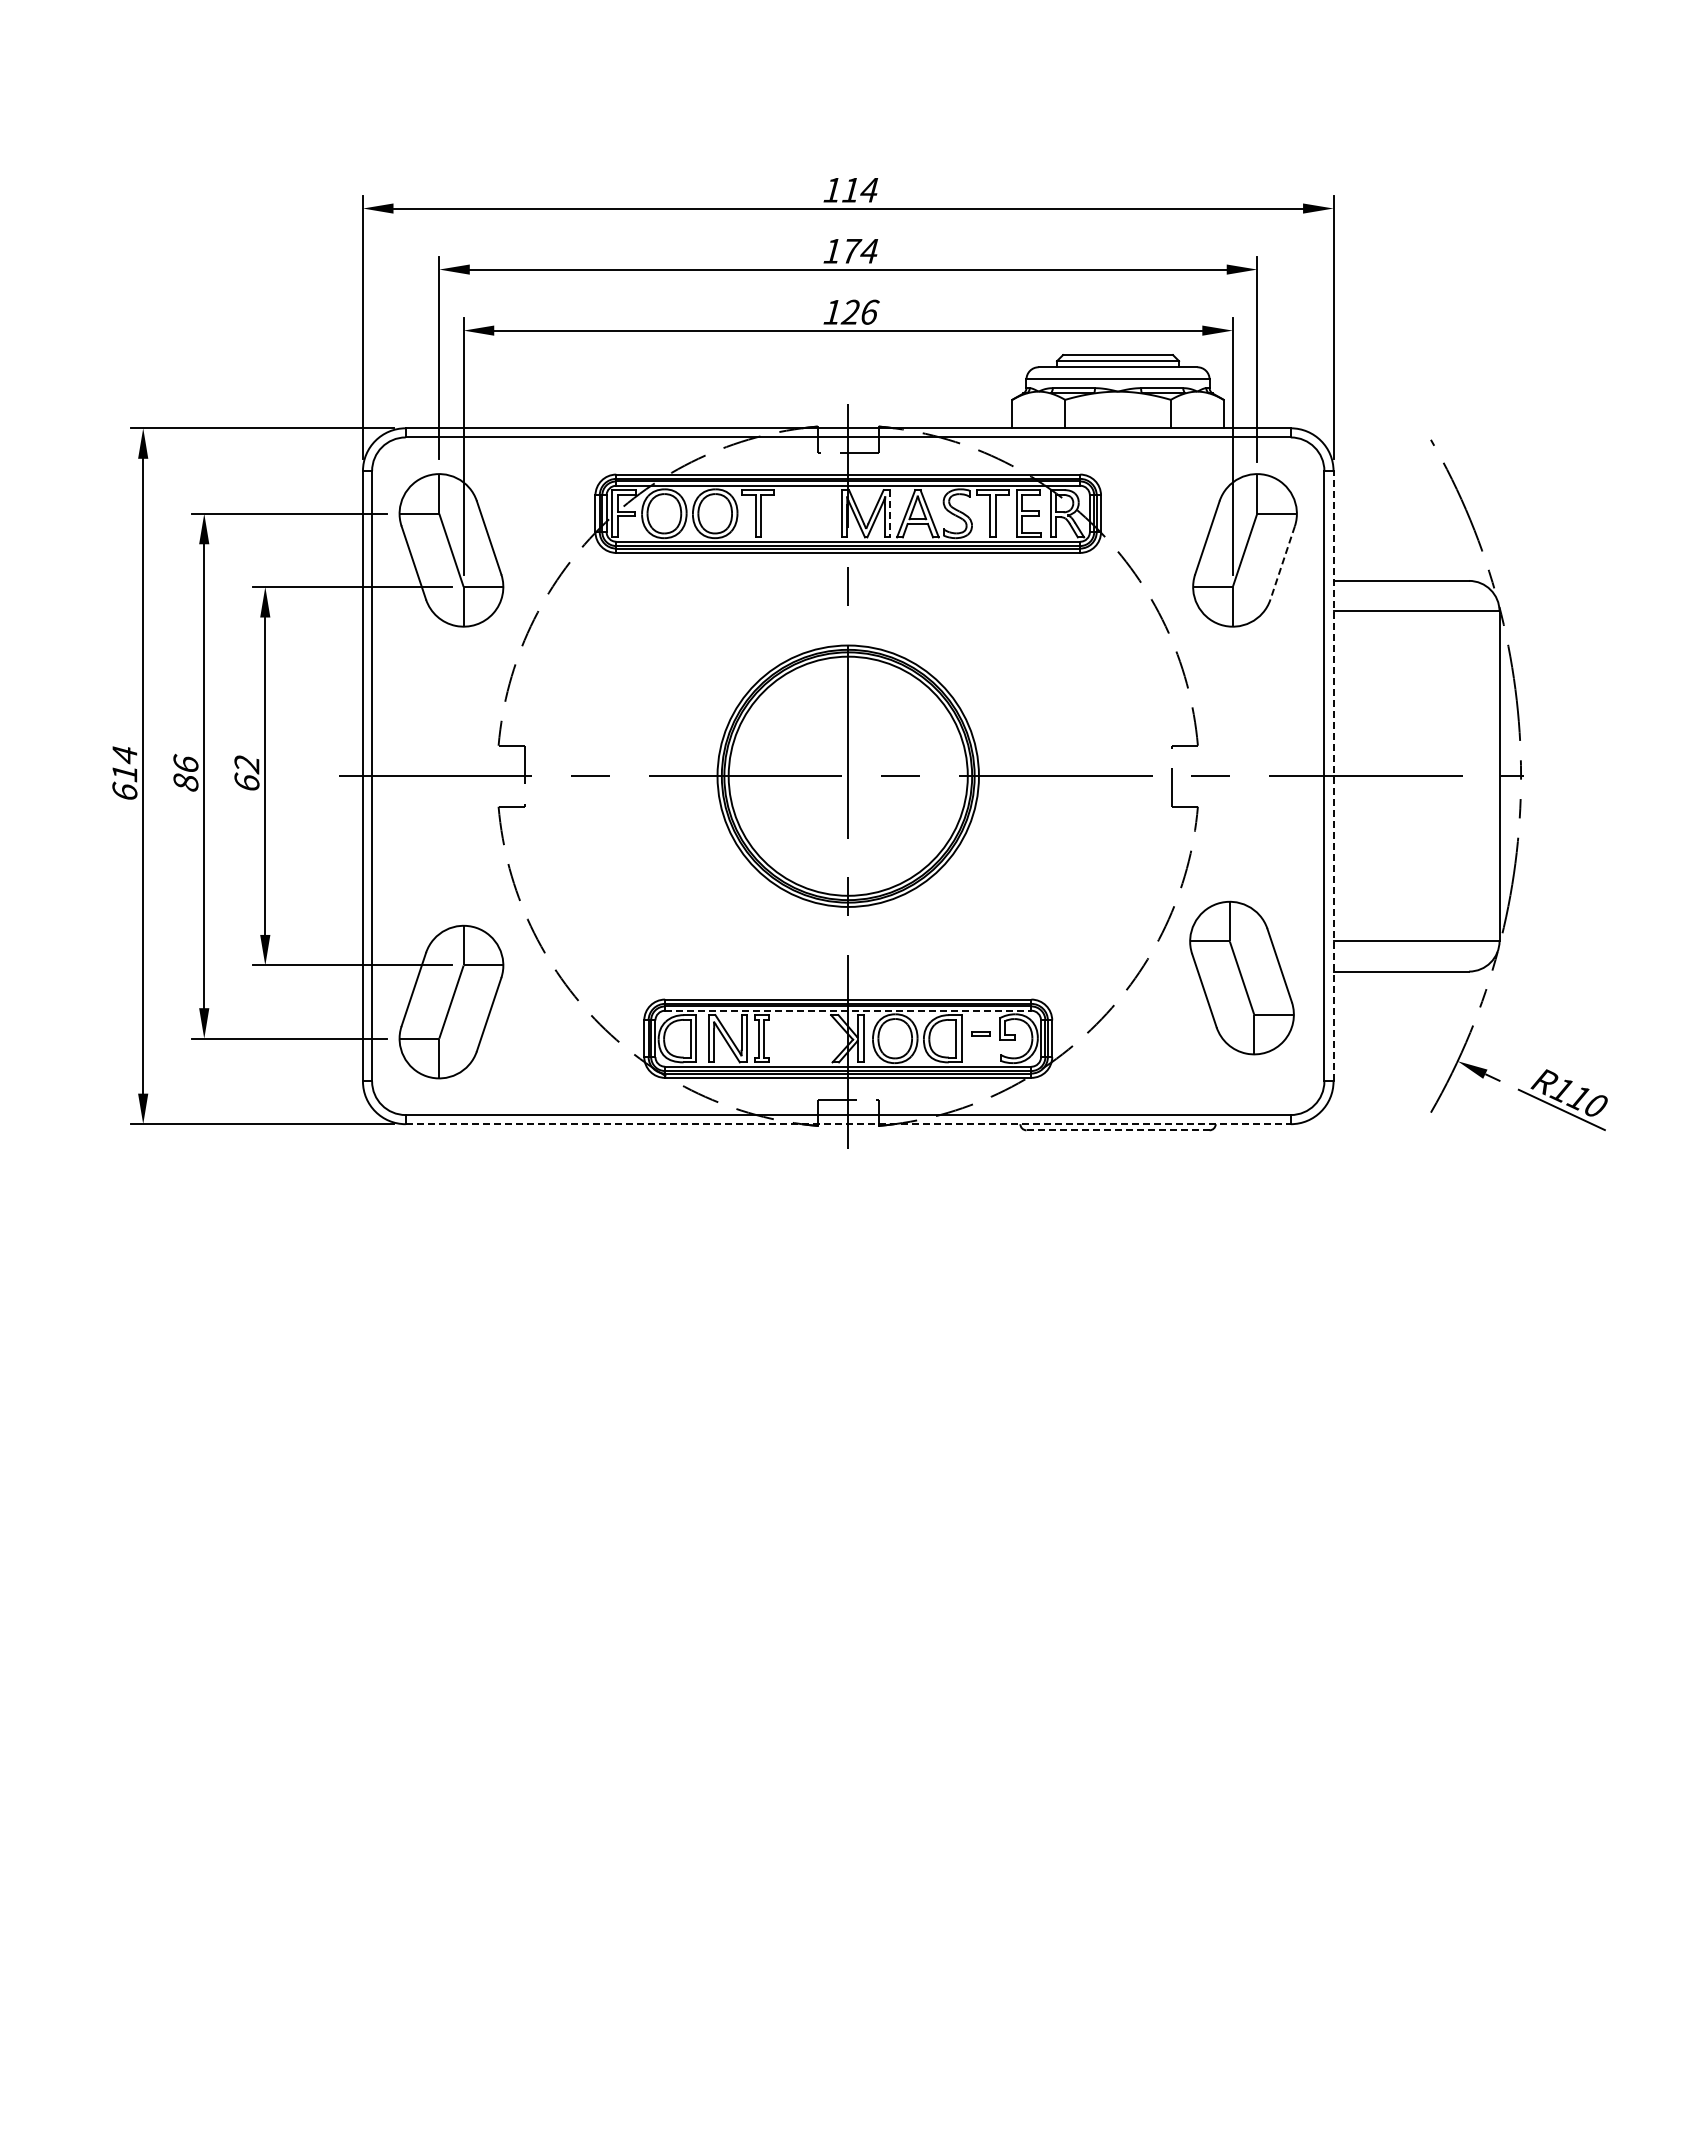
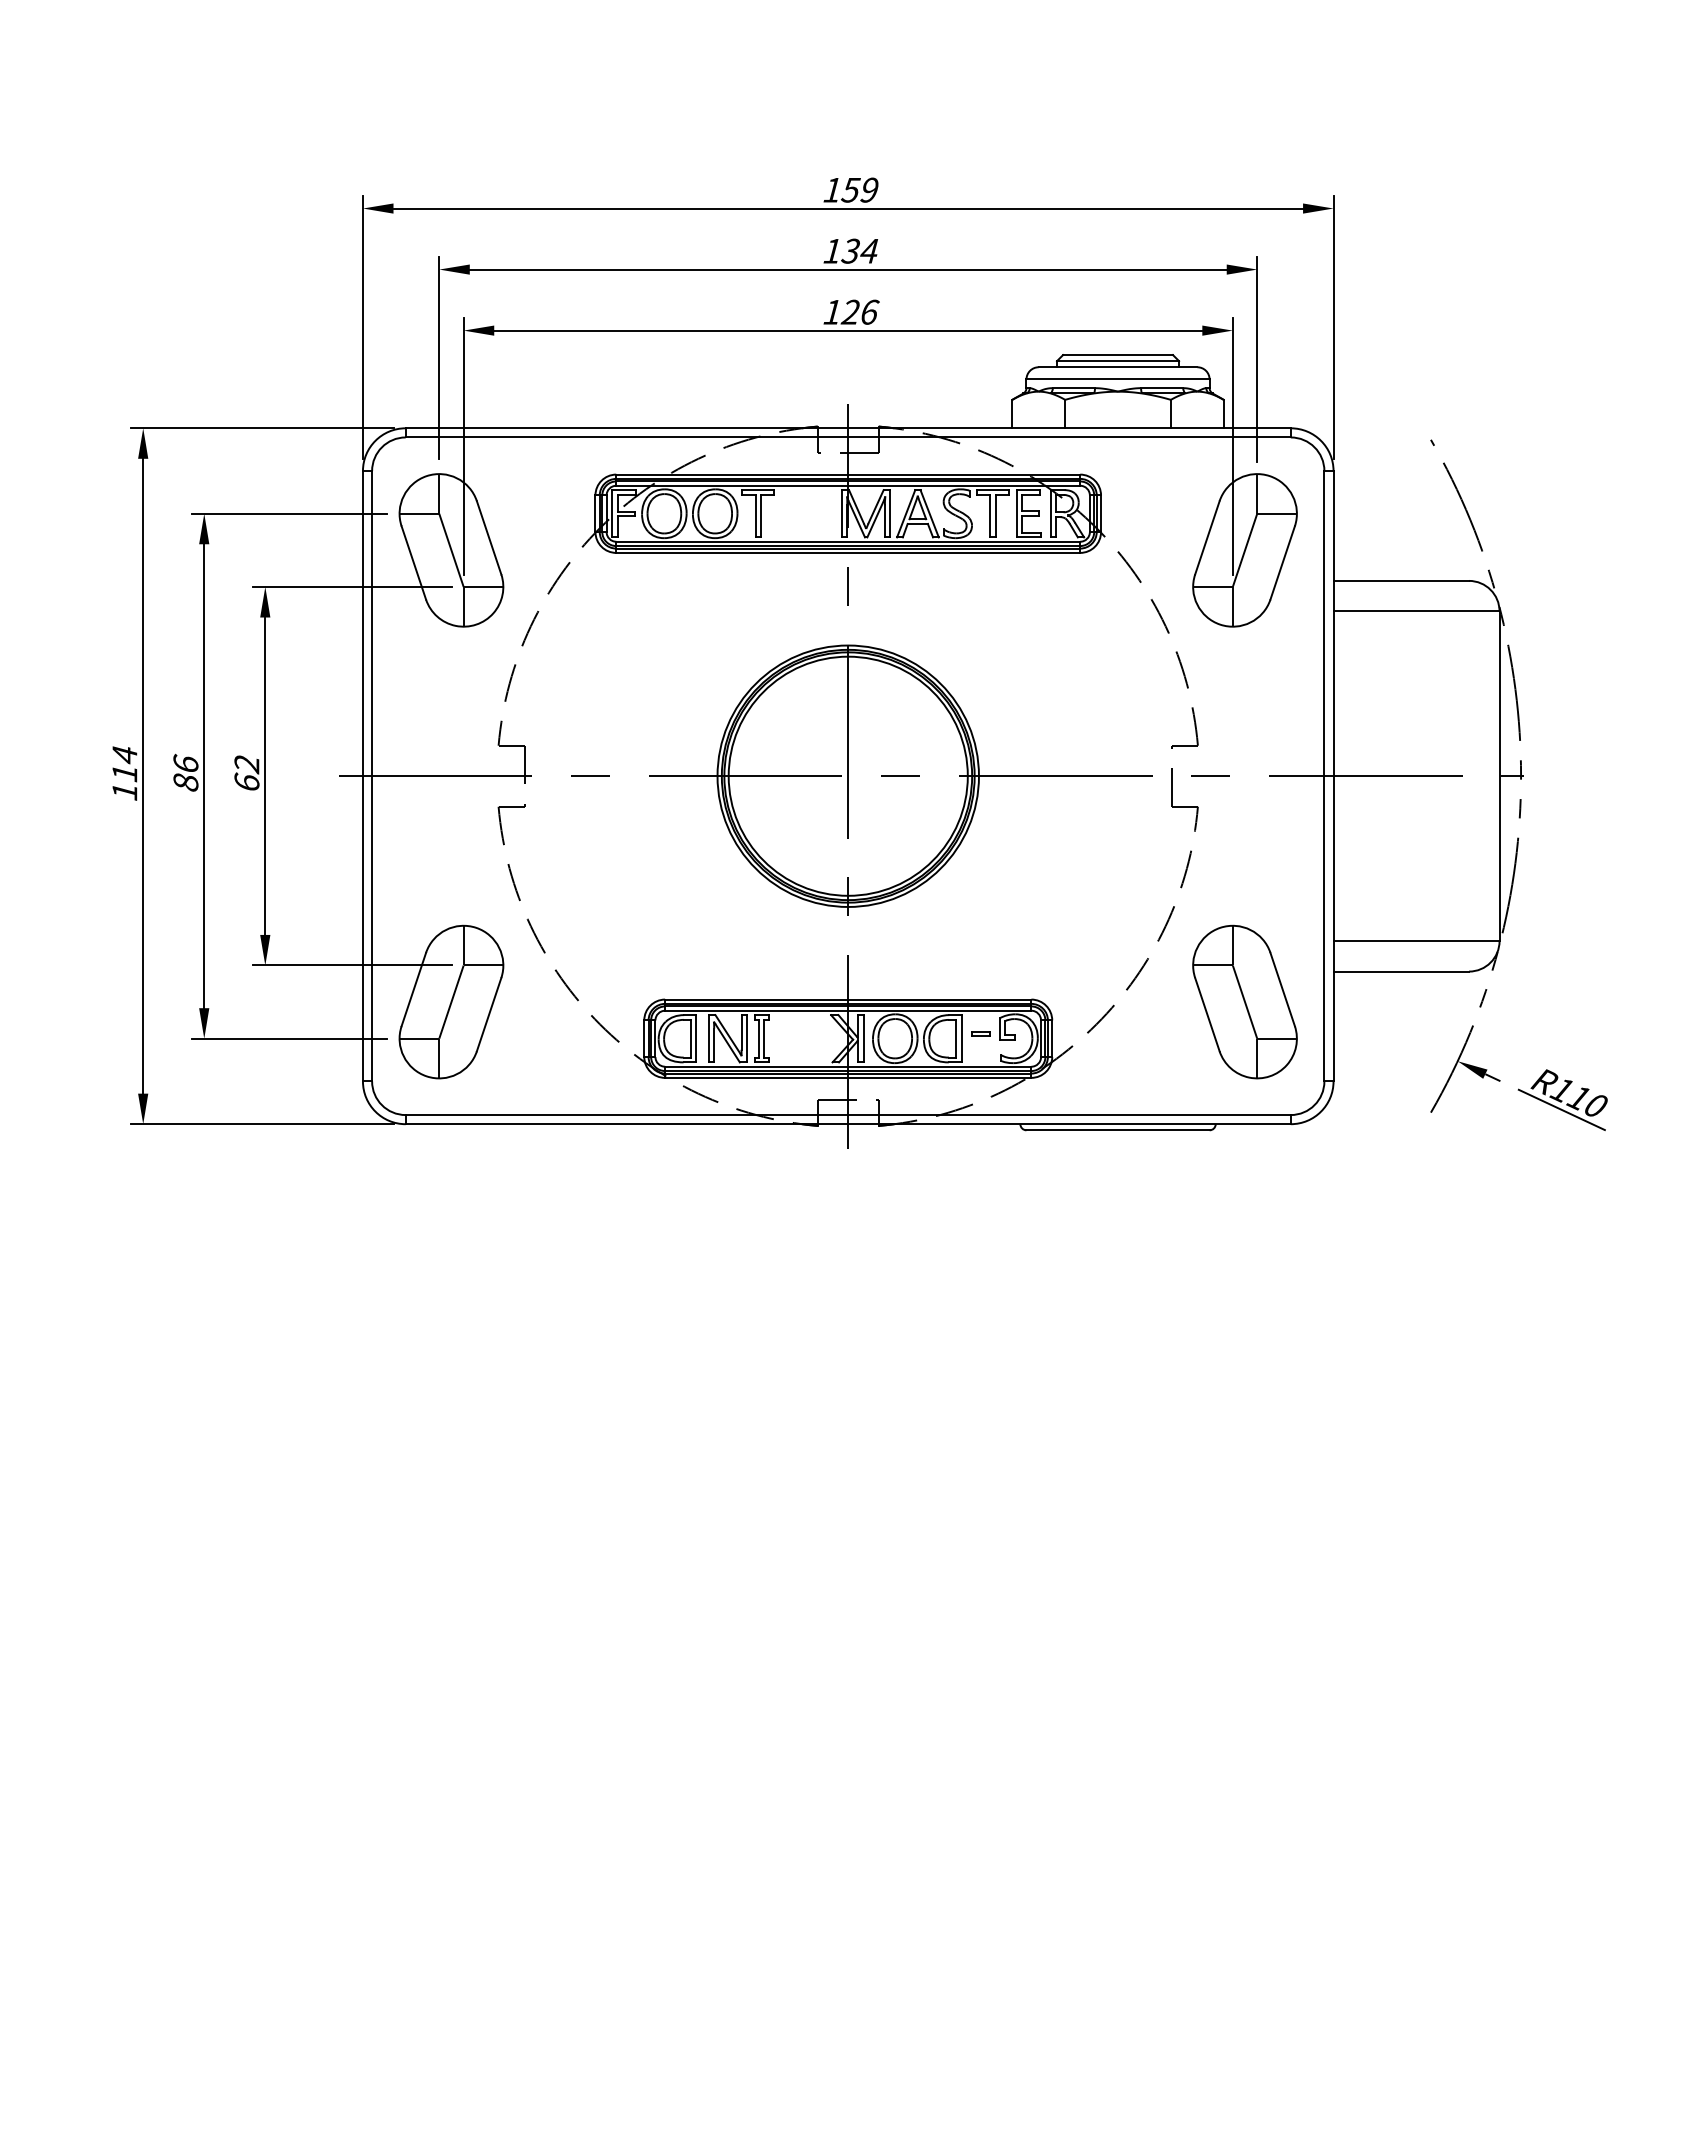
text: 114 -> 159 (859, 189)
text: 174 -> 134 (851, 250)
line: dashed -> solid (890, 513)
line: dashed -> solid (1282, 562)
line: dashed -> solid (1333, 775)
text: 614 -> 114 (124, 790)
part position: (1241, 977) -> (1244, 1001) (1244, 1001)
line: dashed -> solid (848, 1010)
line: dashed -> solid (848, 1124)
line: dashed -> solid (1118, 1130)
